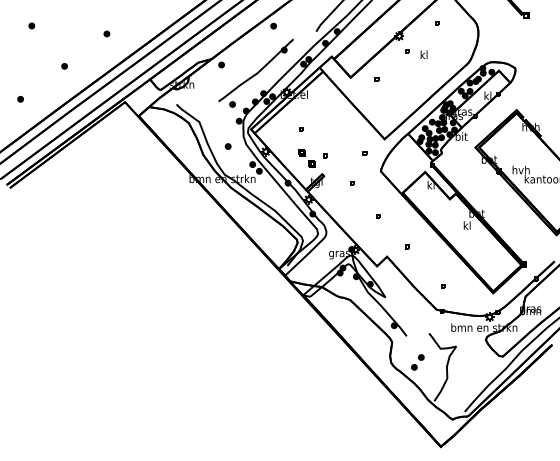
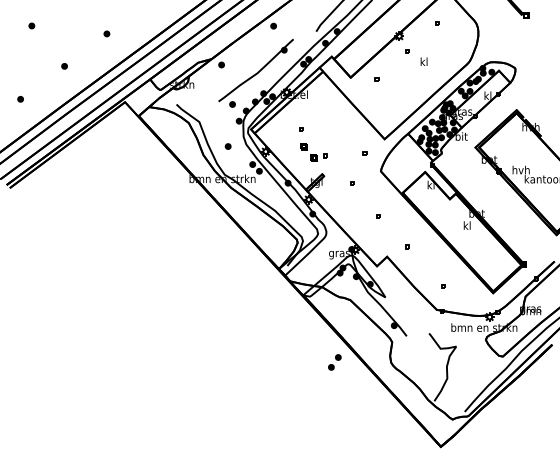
text position: (423, 54) -> (423, 61) (423, 61)
part position: (306, 158) -> (308, 152) (308, 152)
part position: (417, 362) -> (334, 362) (334, 362)
